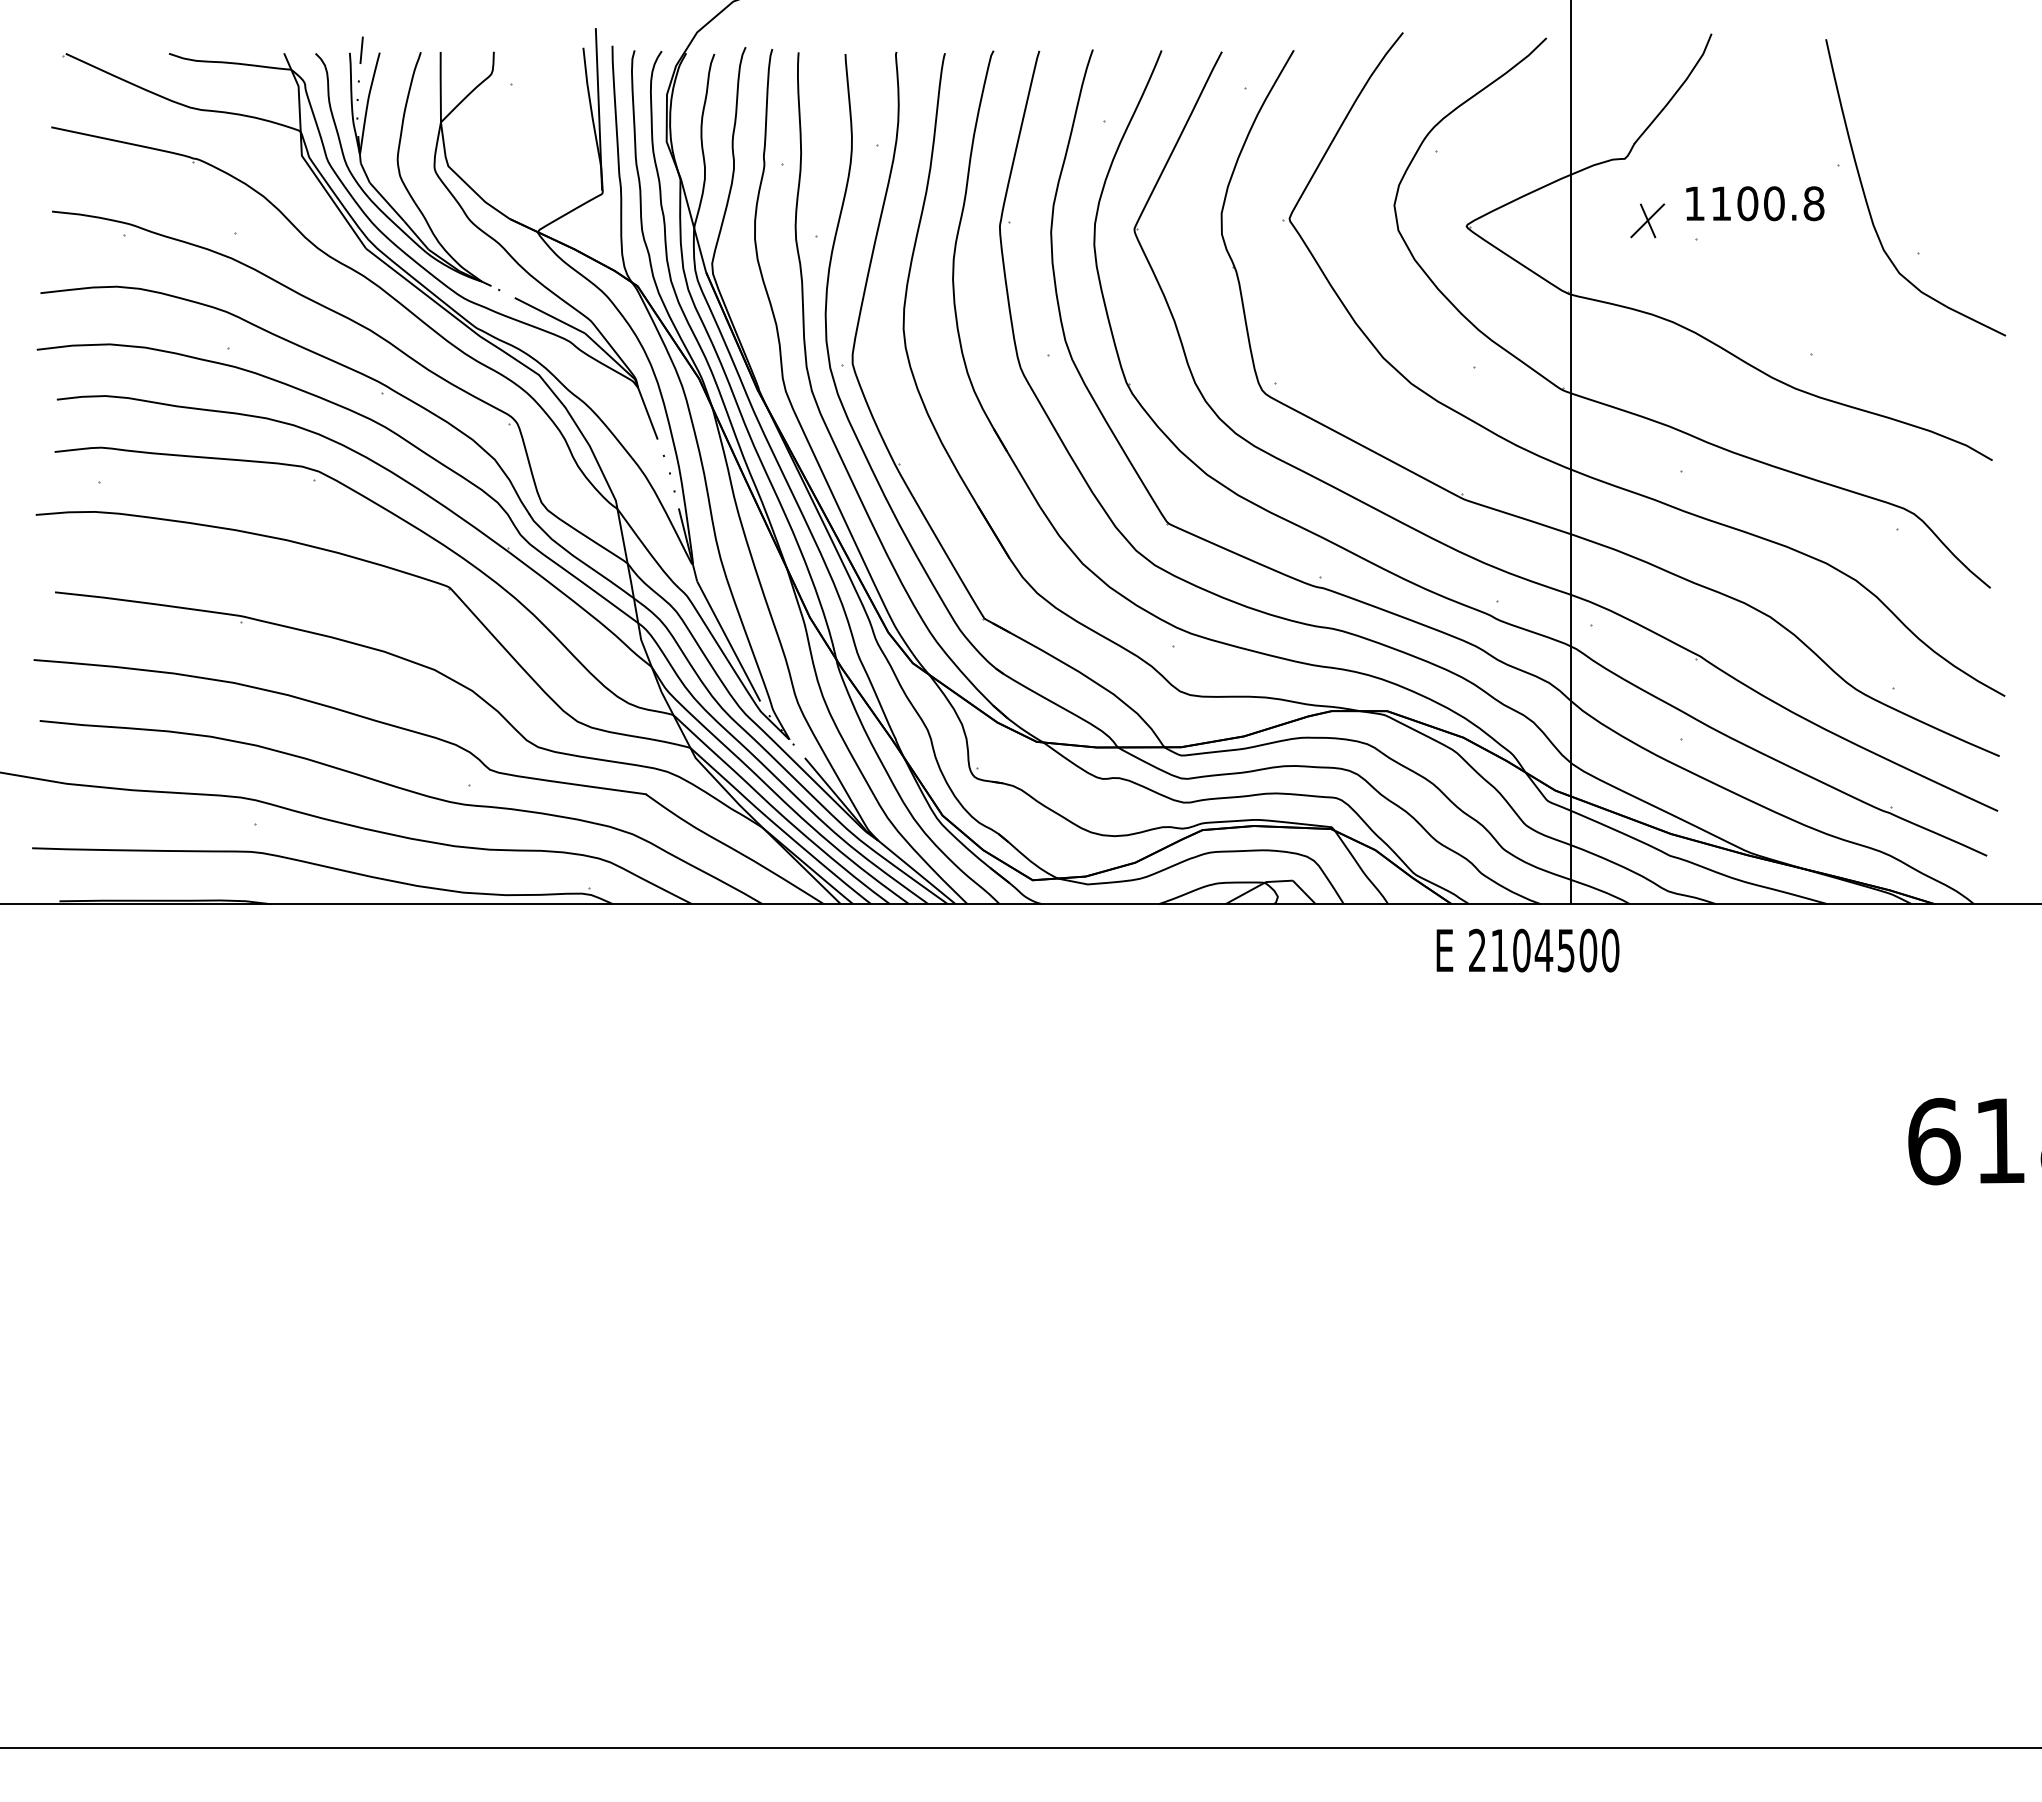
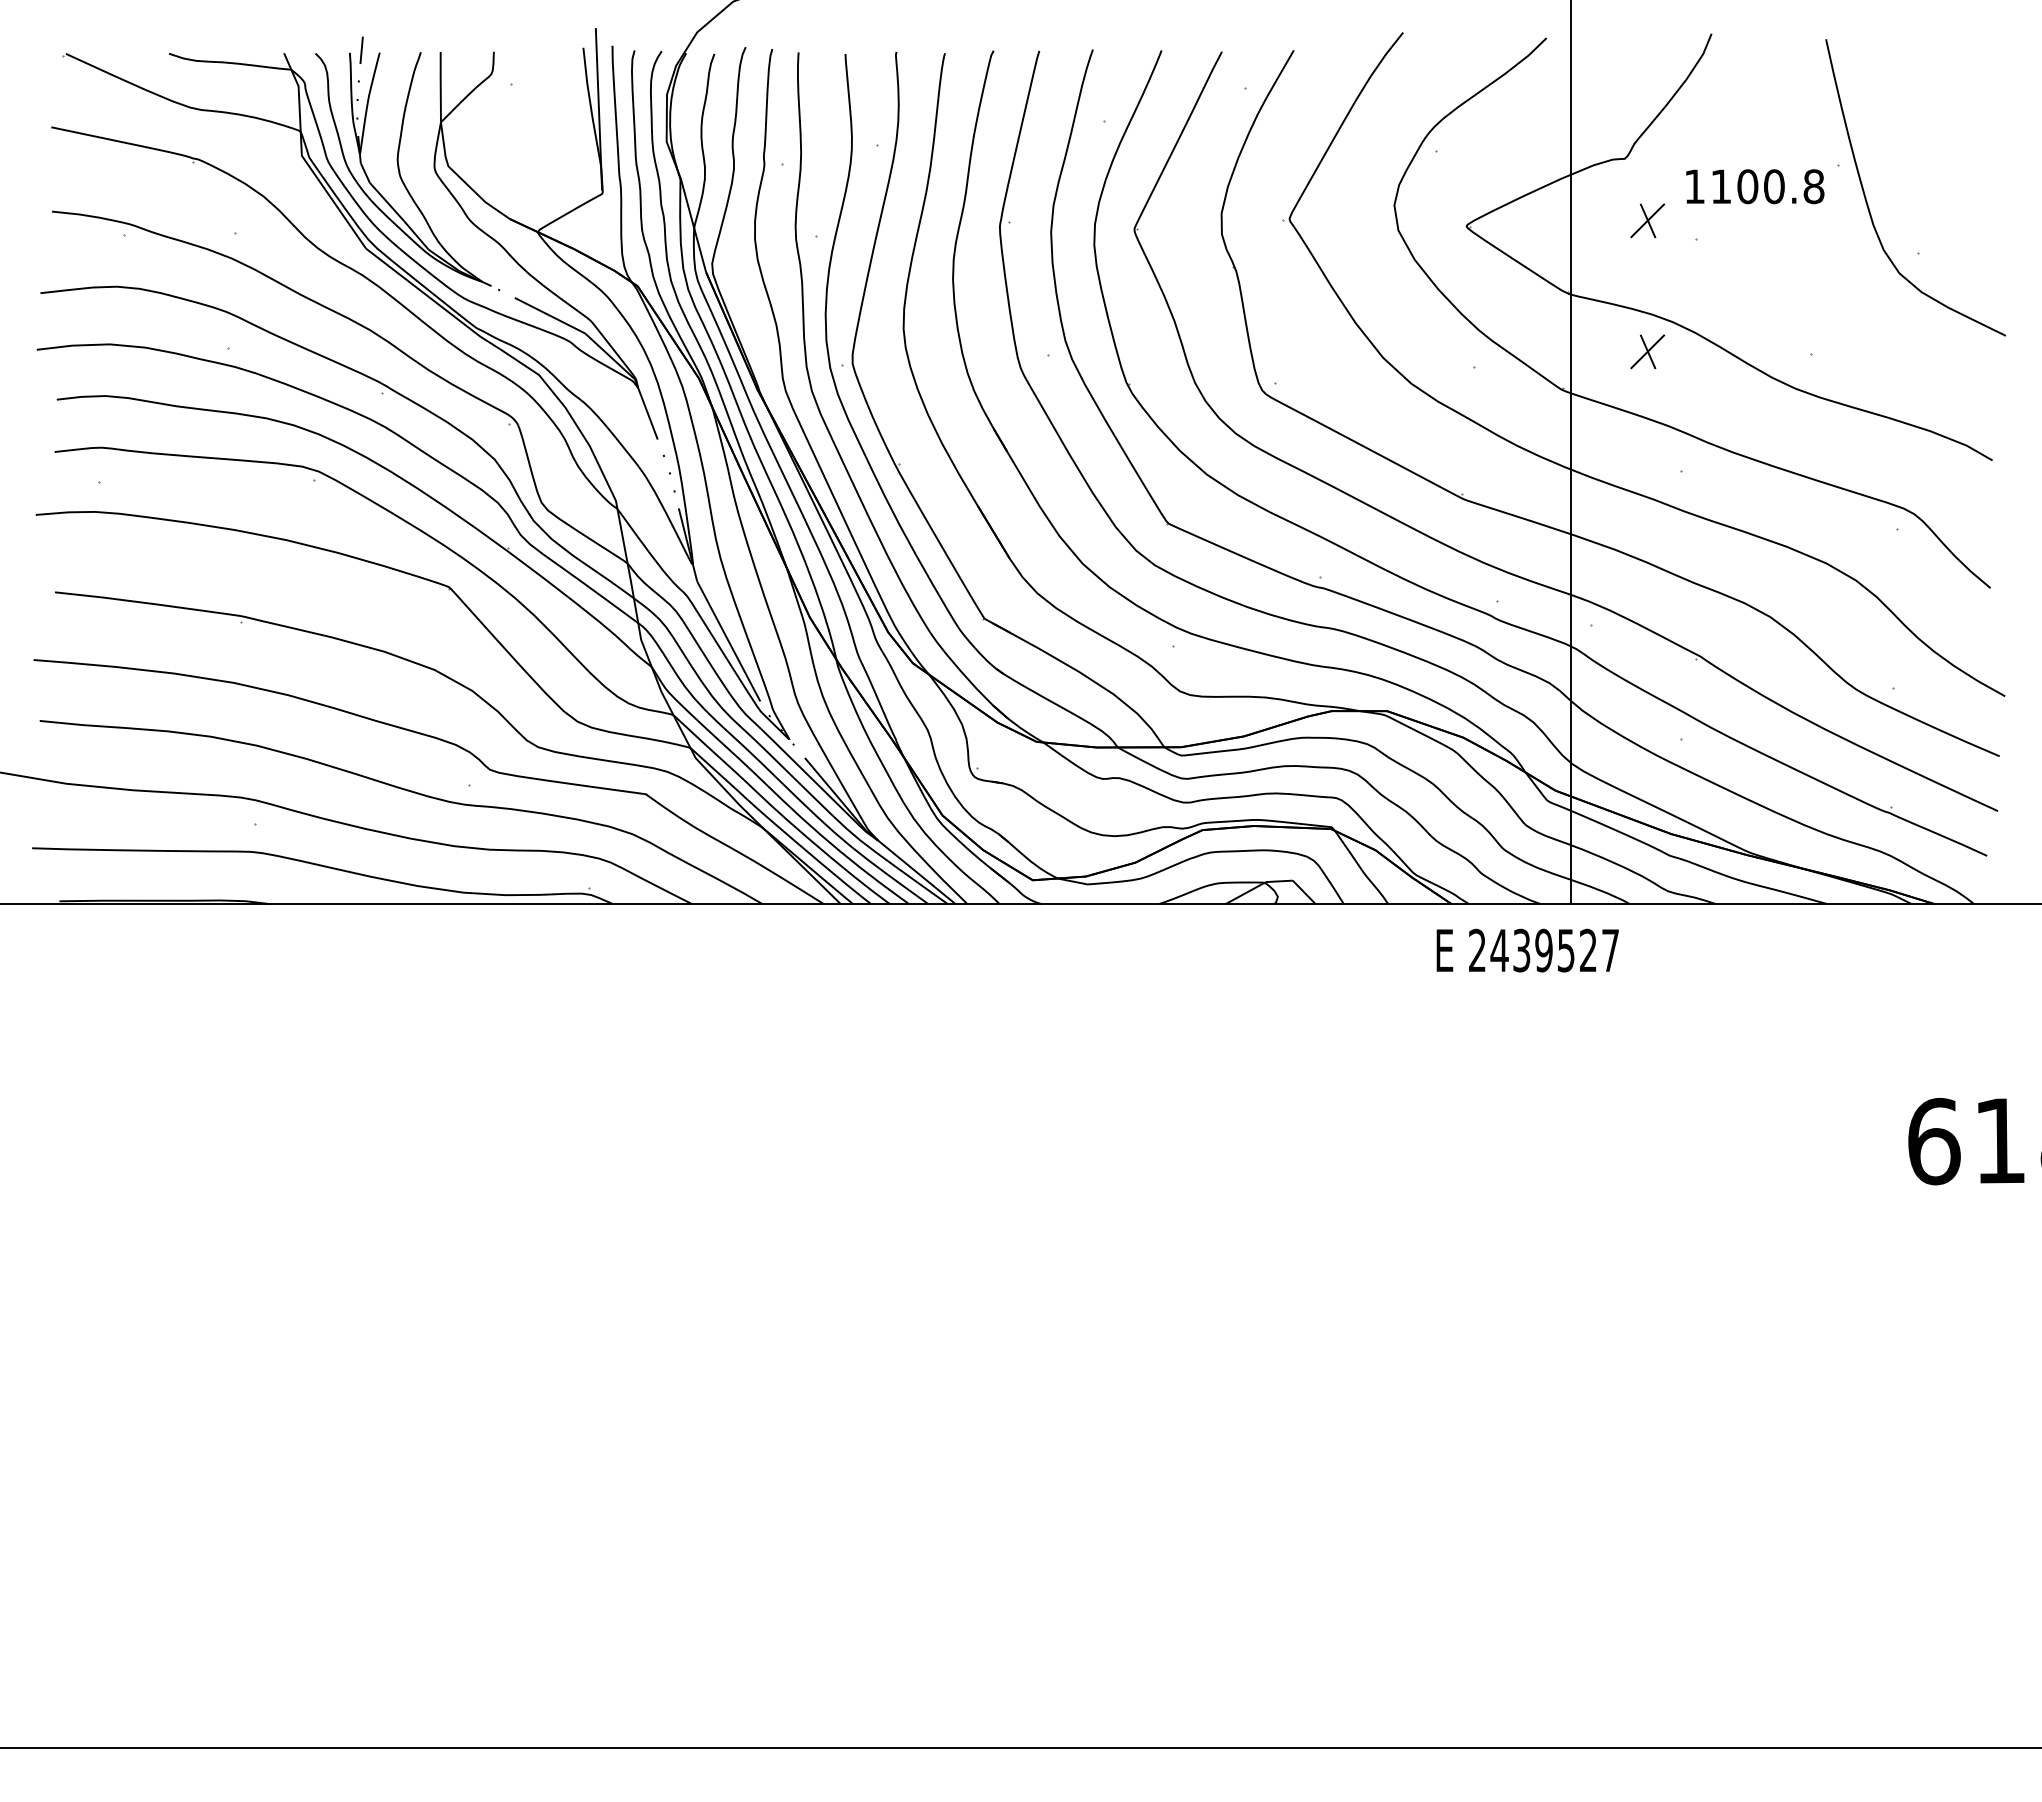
text position: (1755, 203) -> (1755, 186) (1755, 186)
part: none -> present (1647, 351)
text: 2104500 -> 2439527 (1554, 950)
